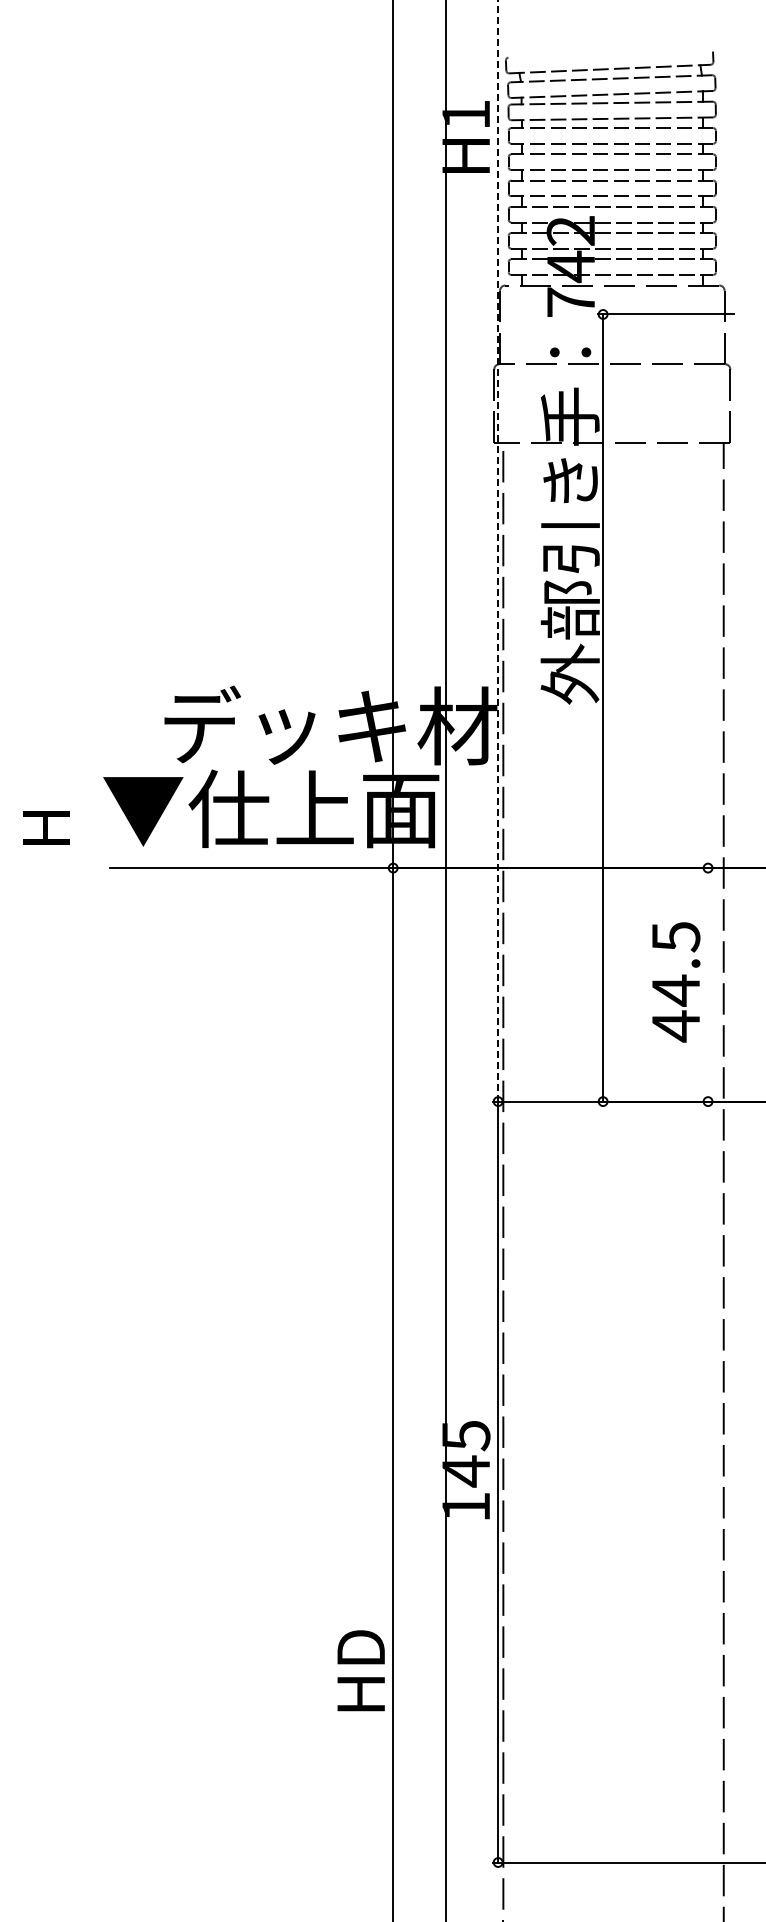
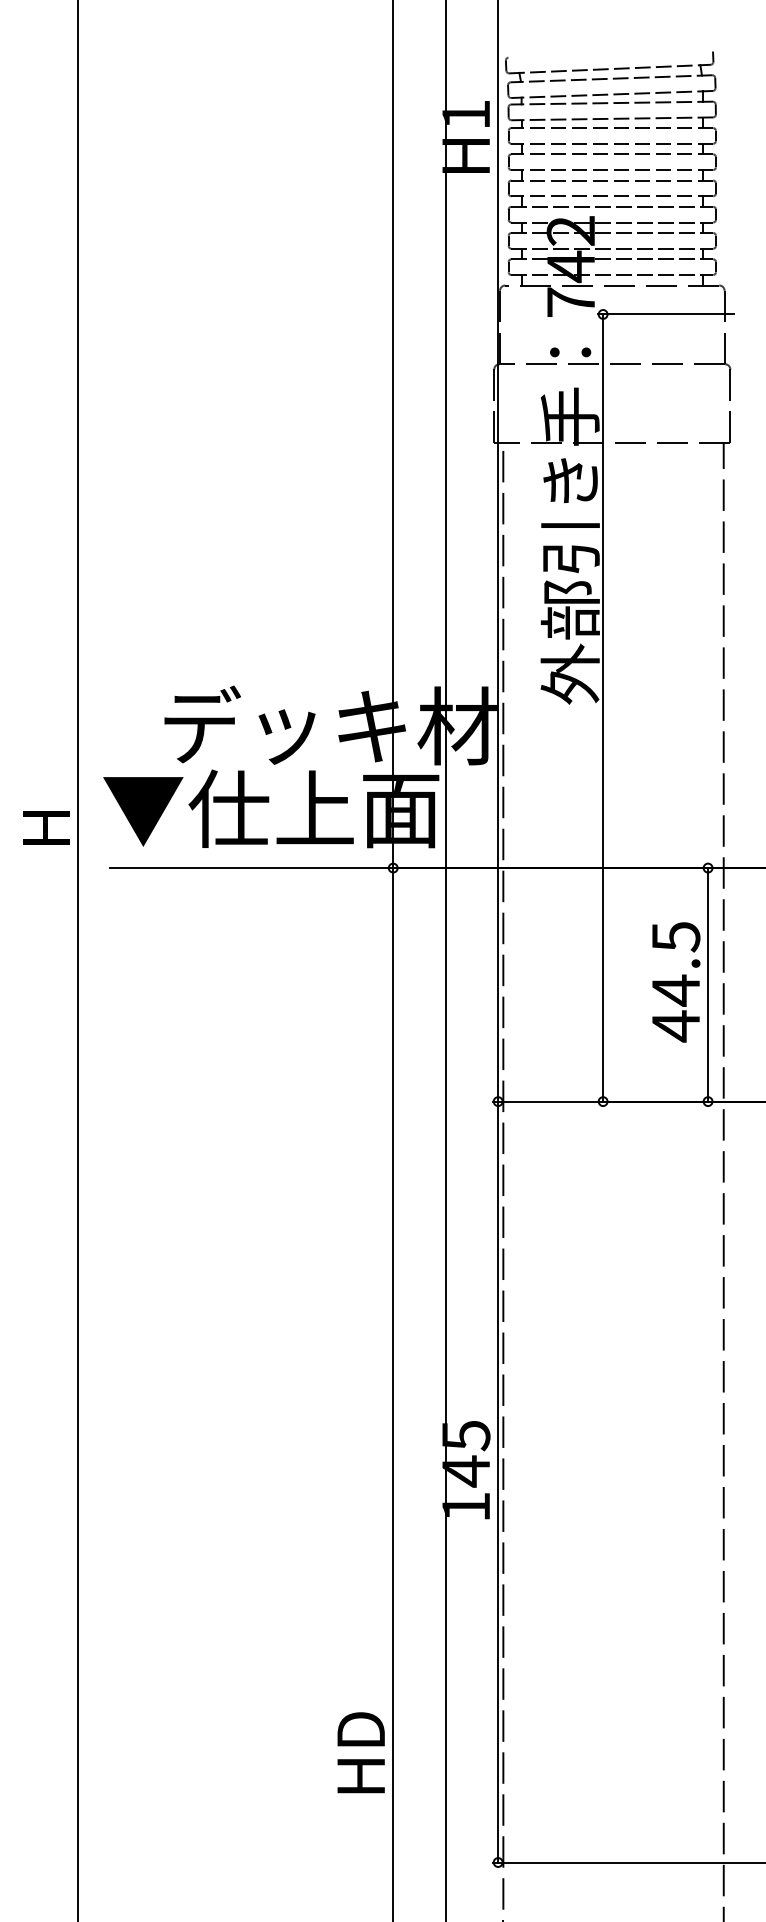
line: dashed -> solid (498, 550)
line: none -> present (78, 960)
line: none -> present (708, 984)
text position: (360, 1670) -> (360, 1752) (360, 1752)
